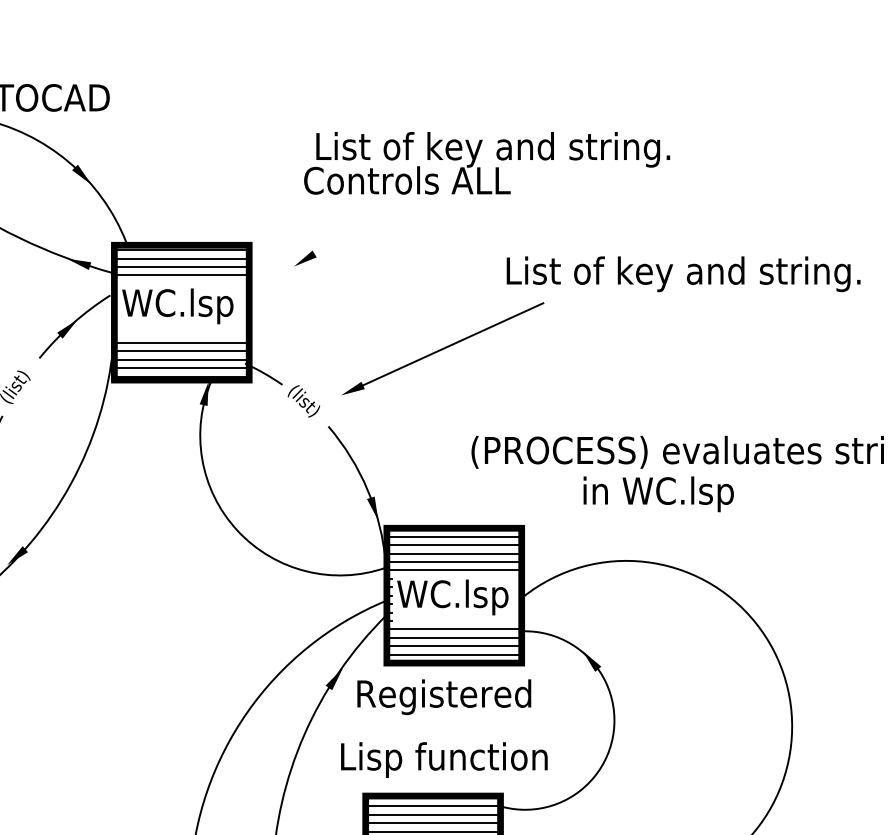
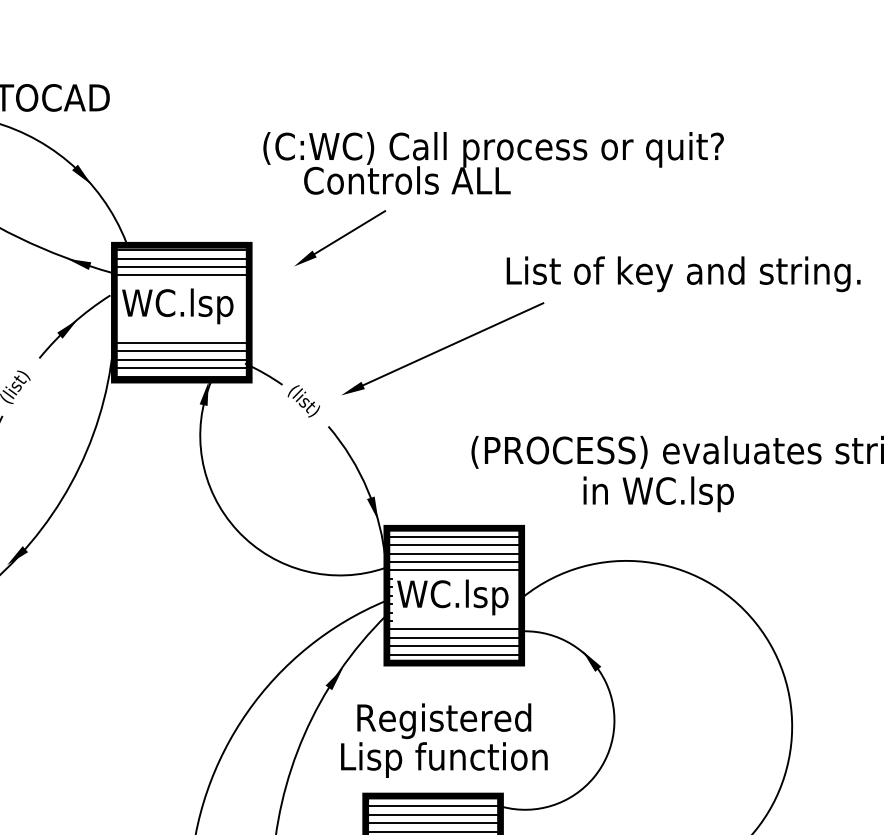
text: List of key and string. -> (C:WC) Call process or quit? (493, 149)
line: none -> present (349, 232)
text position: (444, 697) -> (444, 721) (444, 721)
